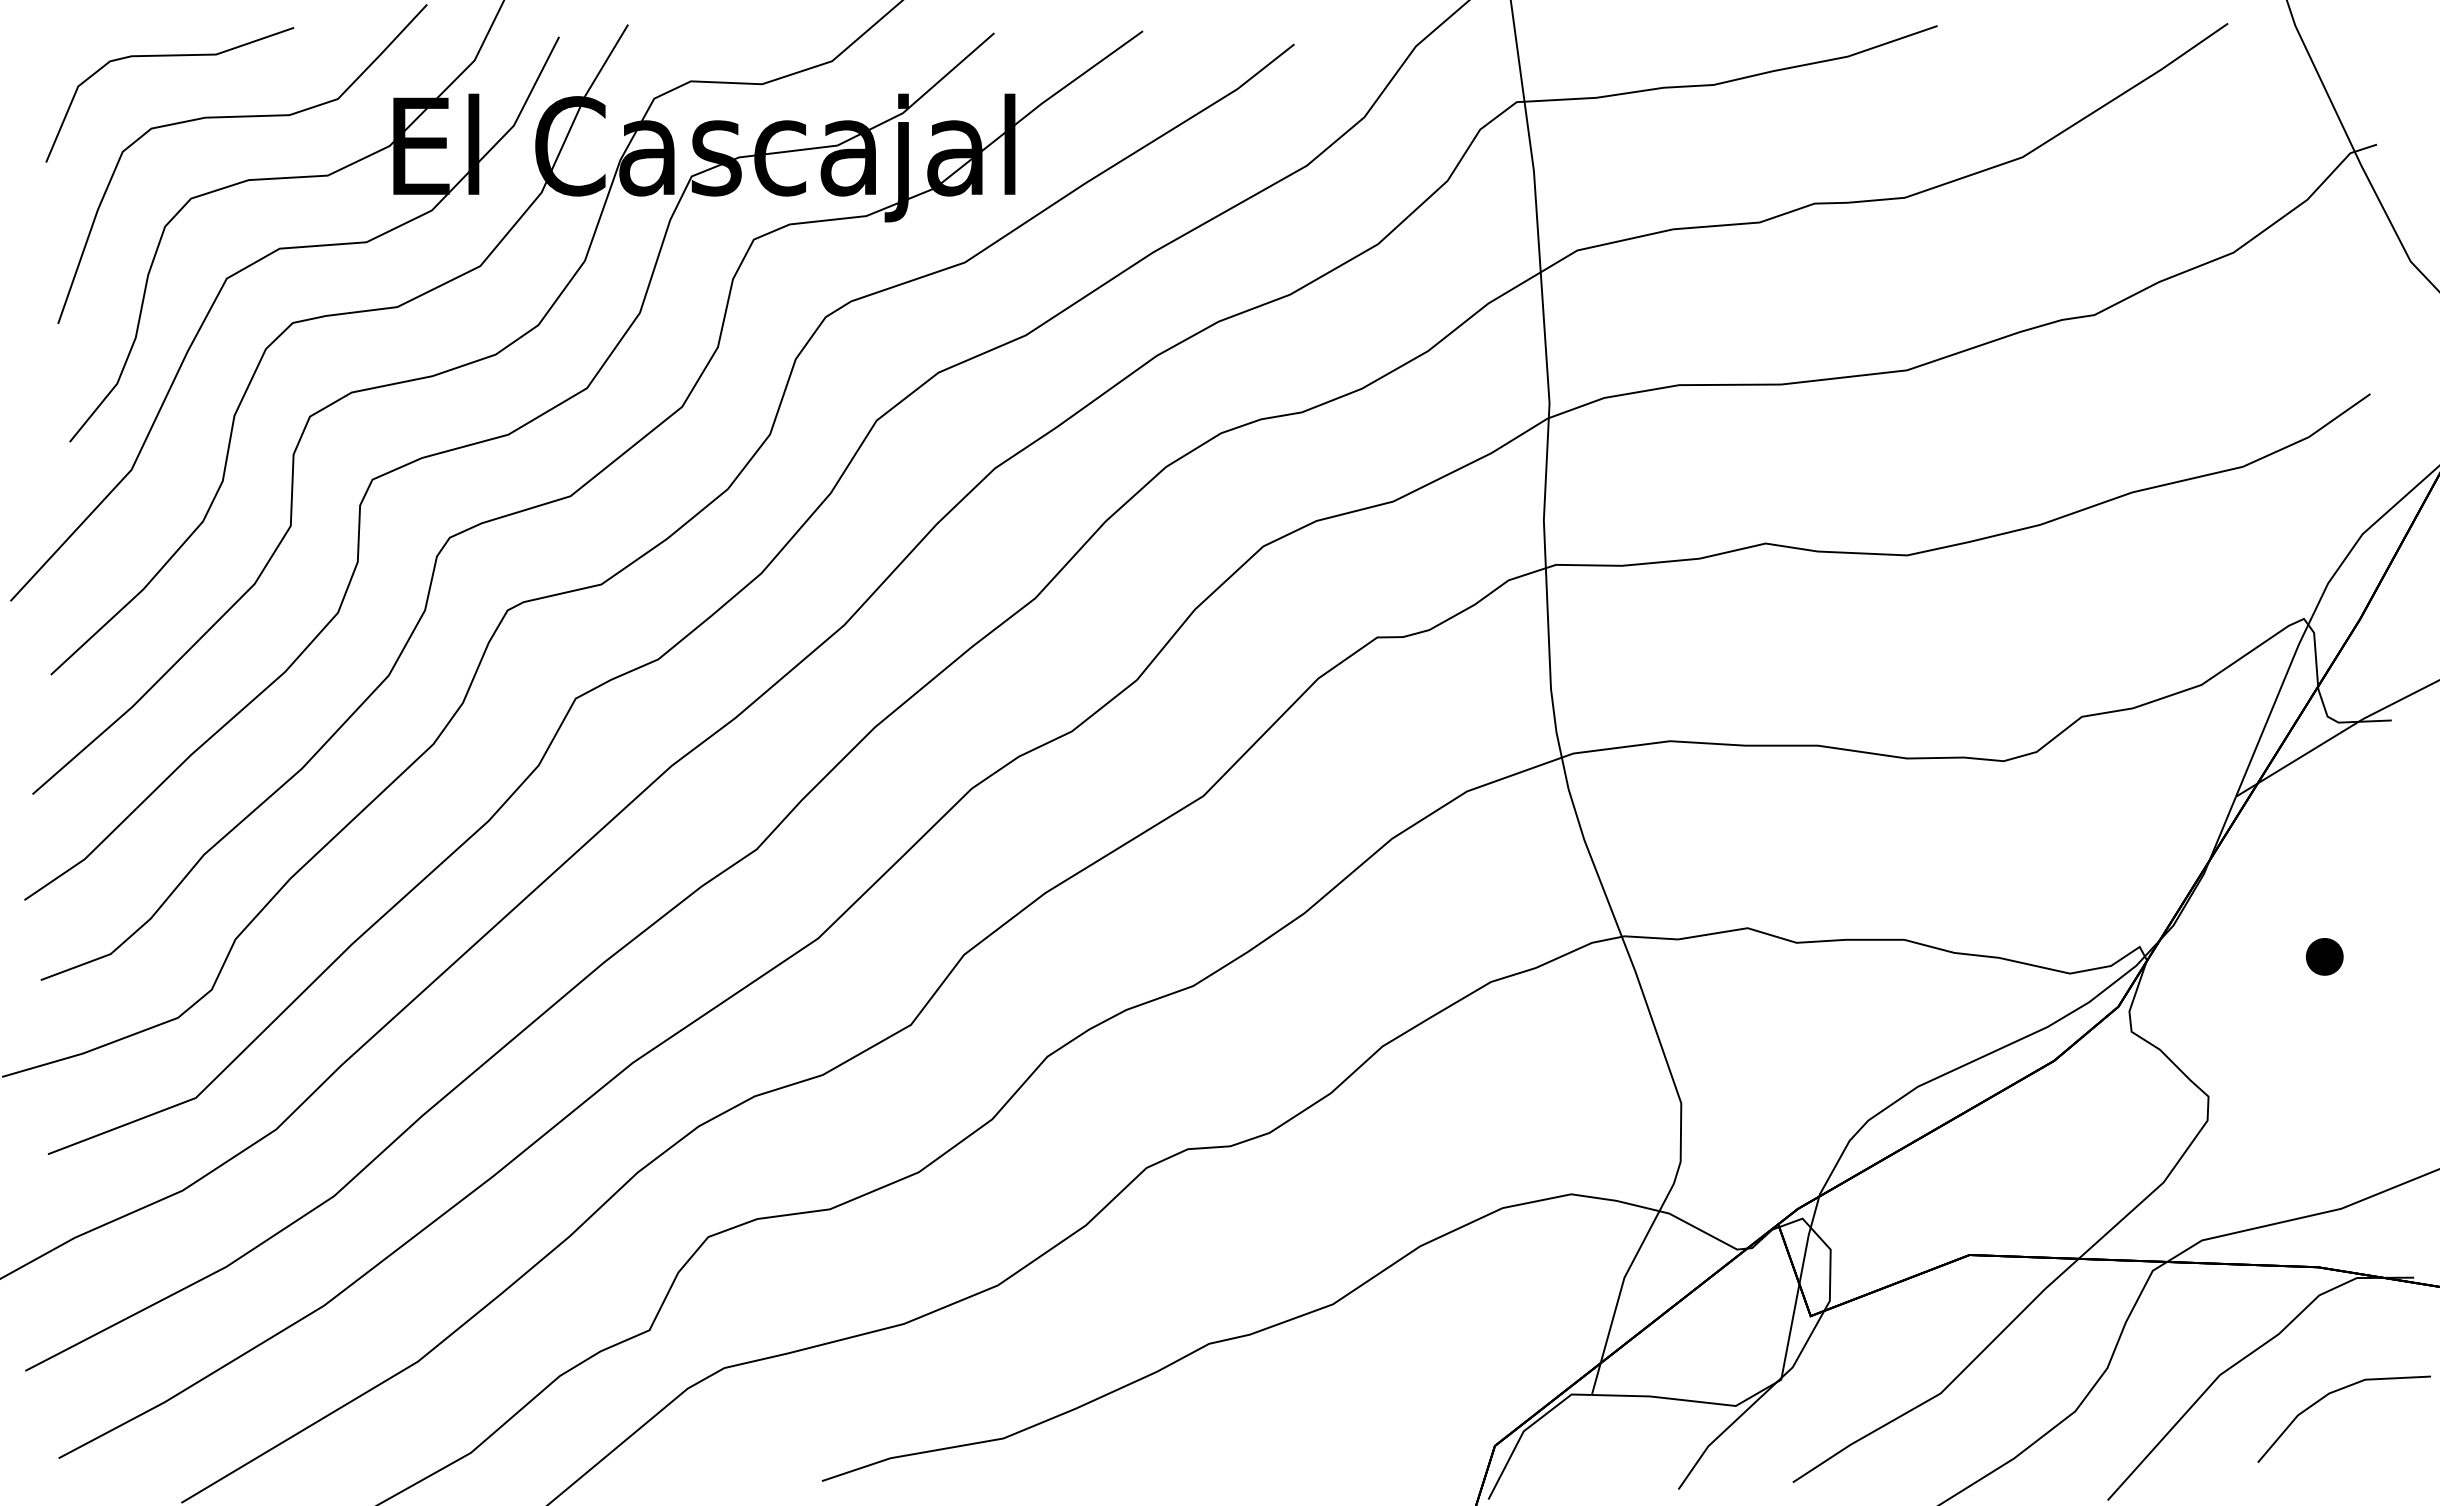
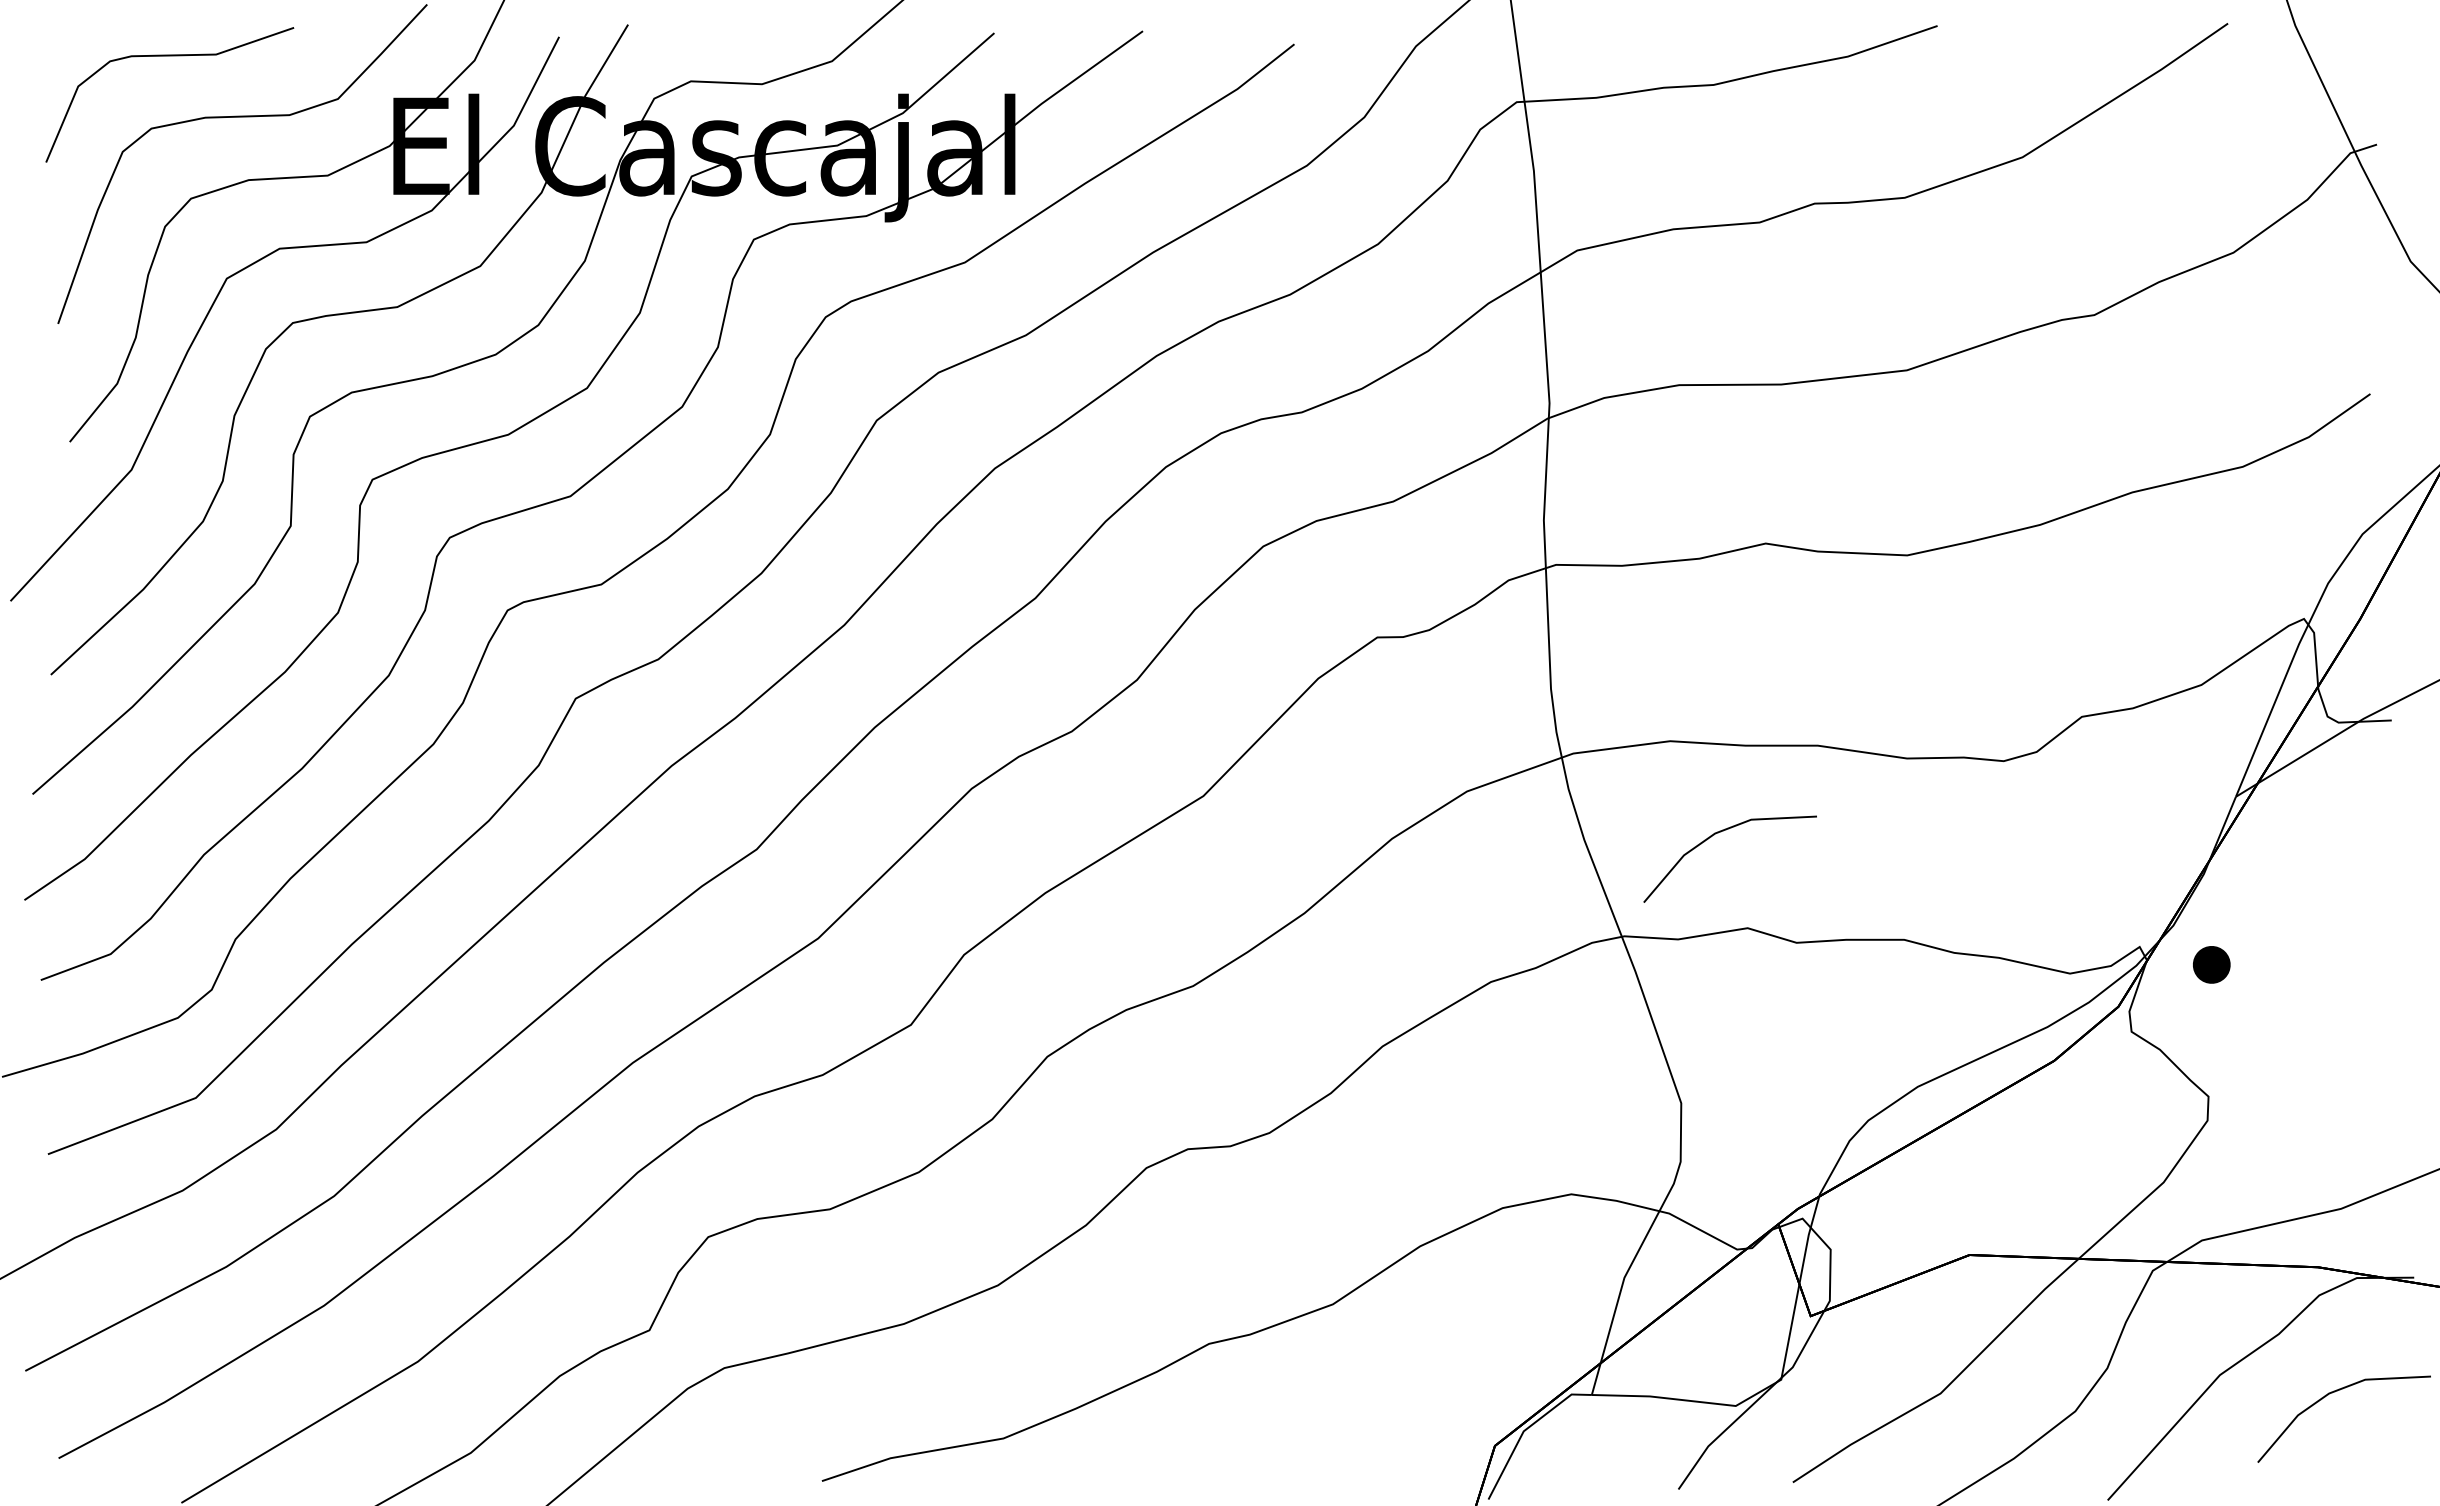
line: none -> present (1721, 832)
part position: (2324, 956) -> (2211, 964) (2211, 964)
